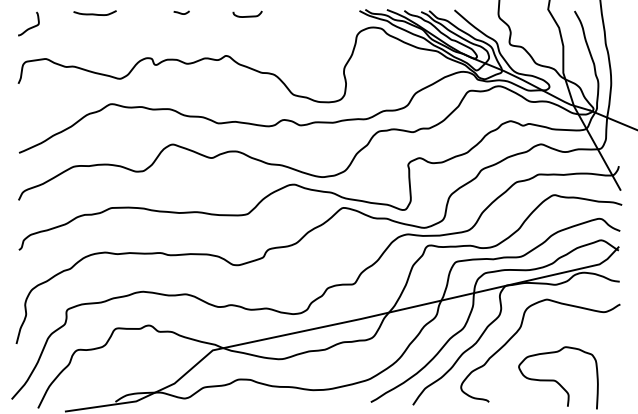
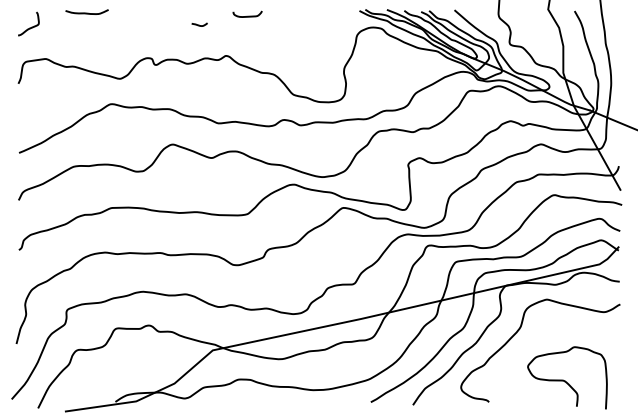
curve position: (181, 12) -> (199, 24) (199, 24)
curve position: (94, 13) -> (86, 12) (86, 12)
curve position: (556, 380) -> (565, 380) (565, 380)
